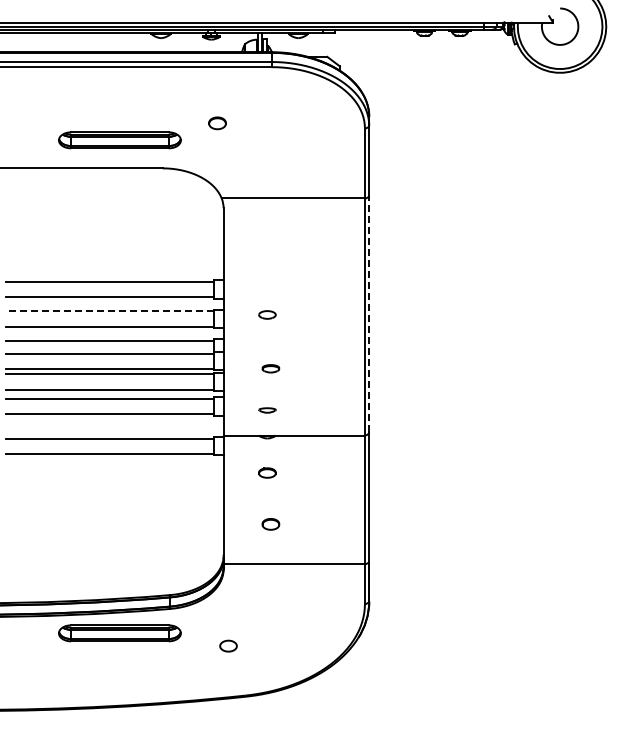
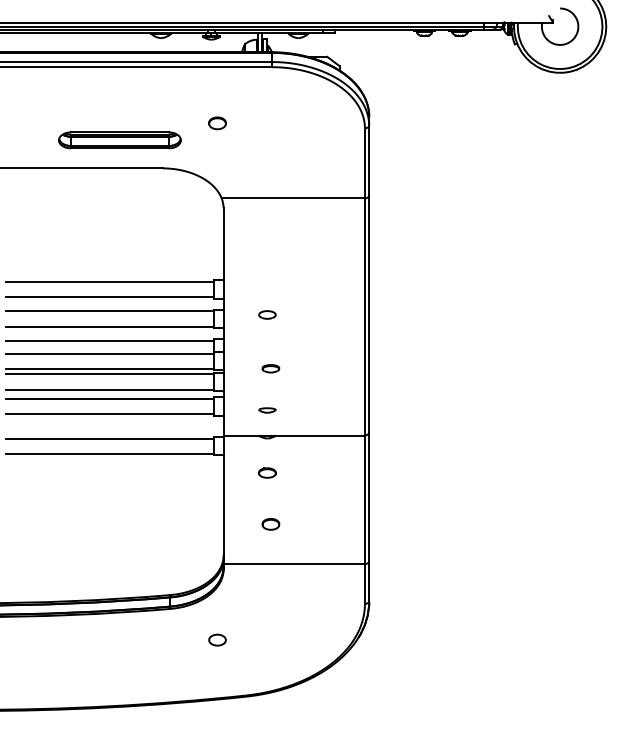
line: dashed -> solid (109, 311)
line: dashed -> solid (369, 313)
part: present -> none (119, 633)
part position: (228, 645) -> (217, 639) (217, 639)
